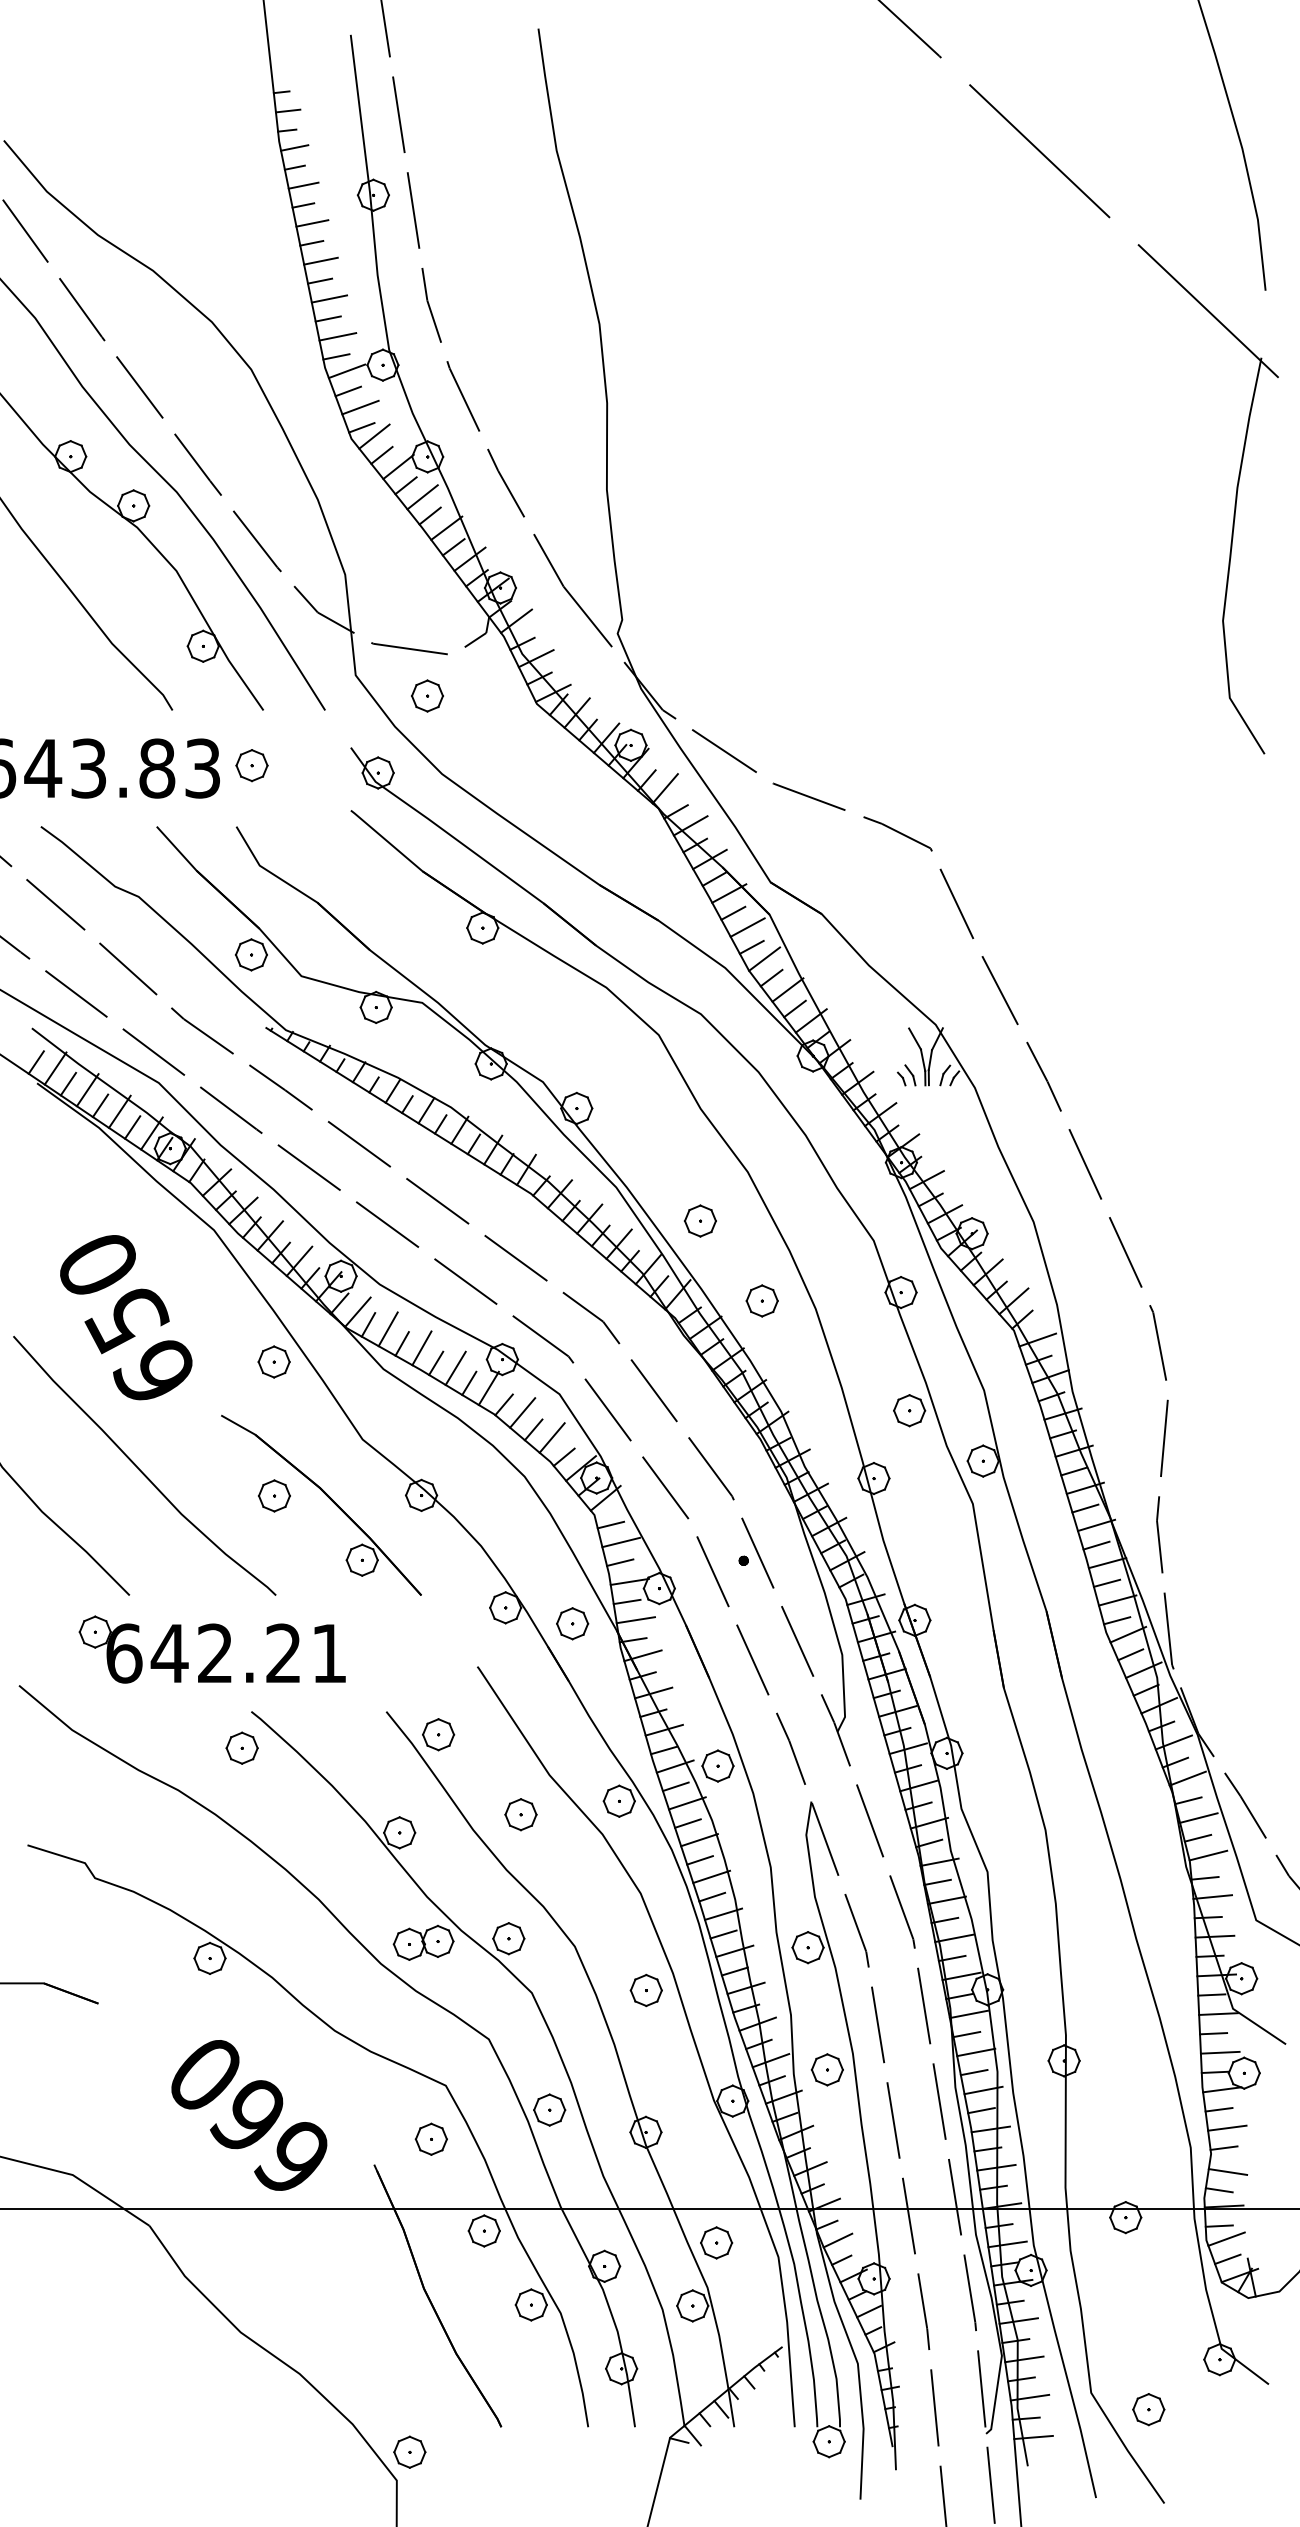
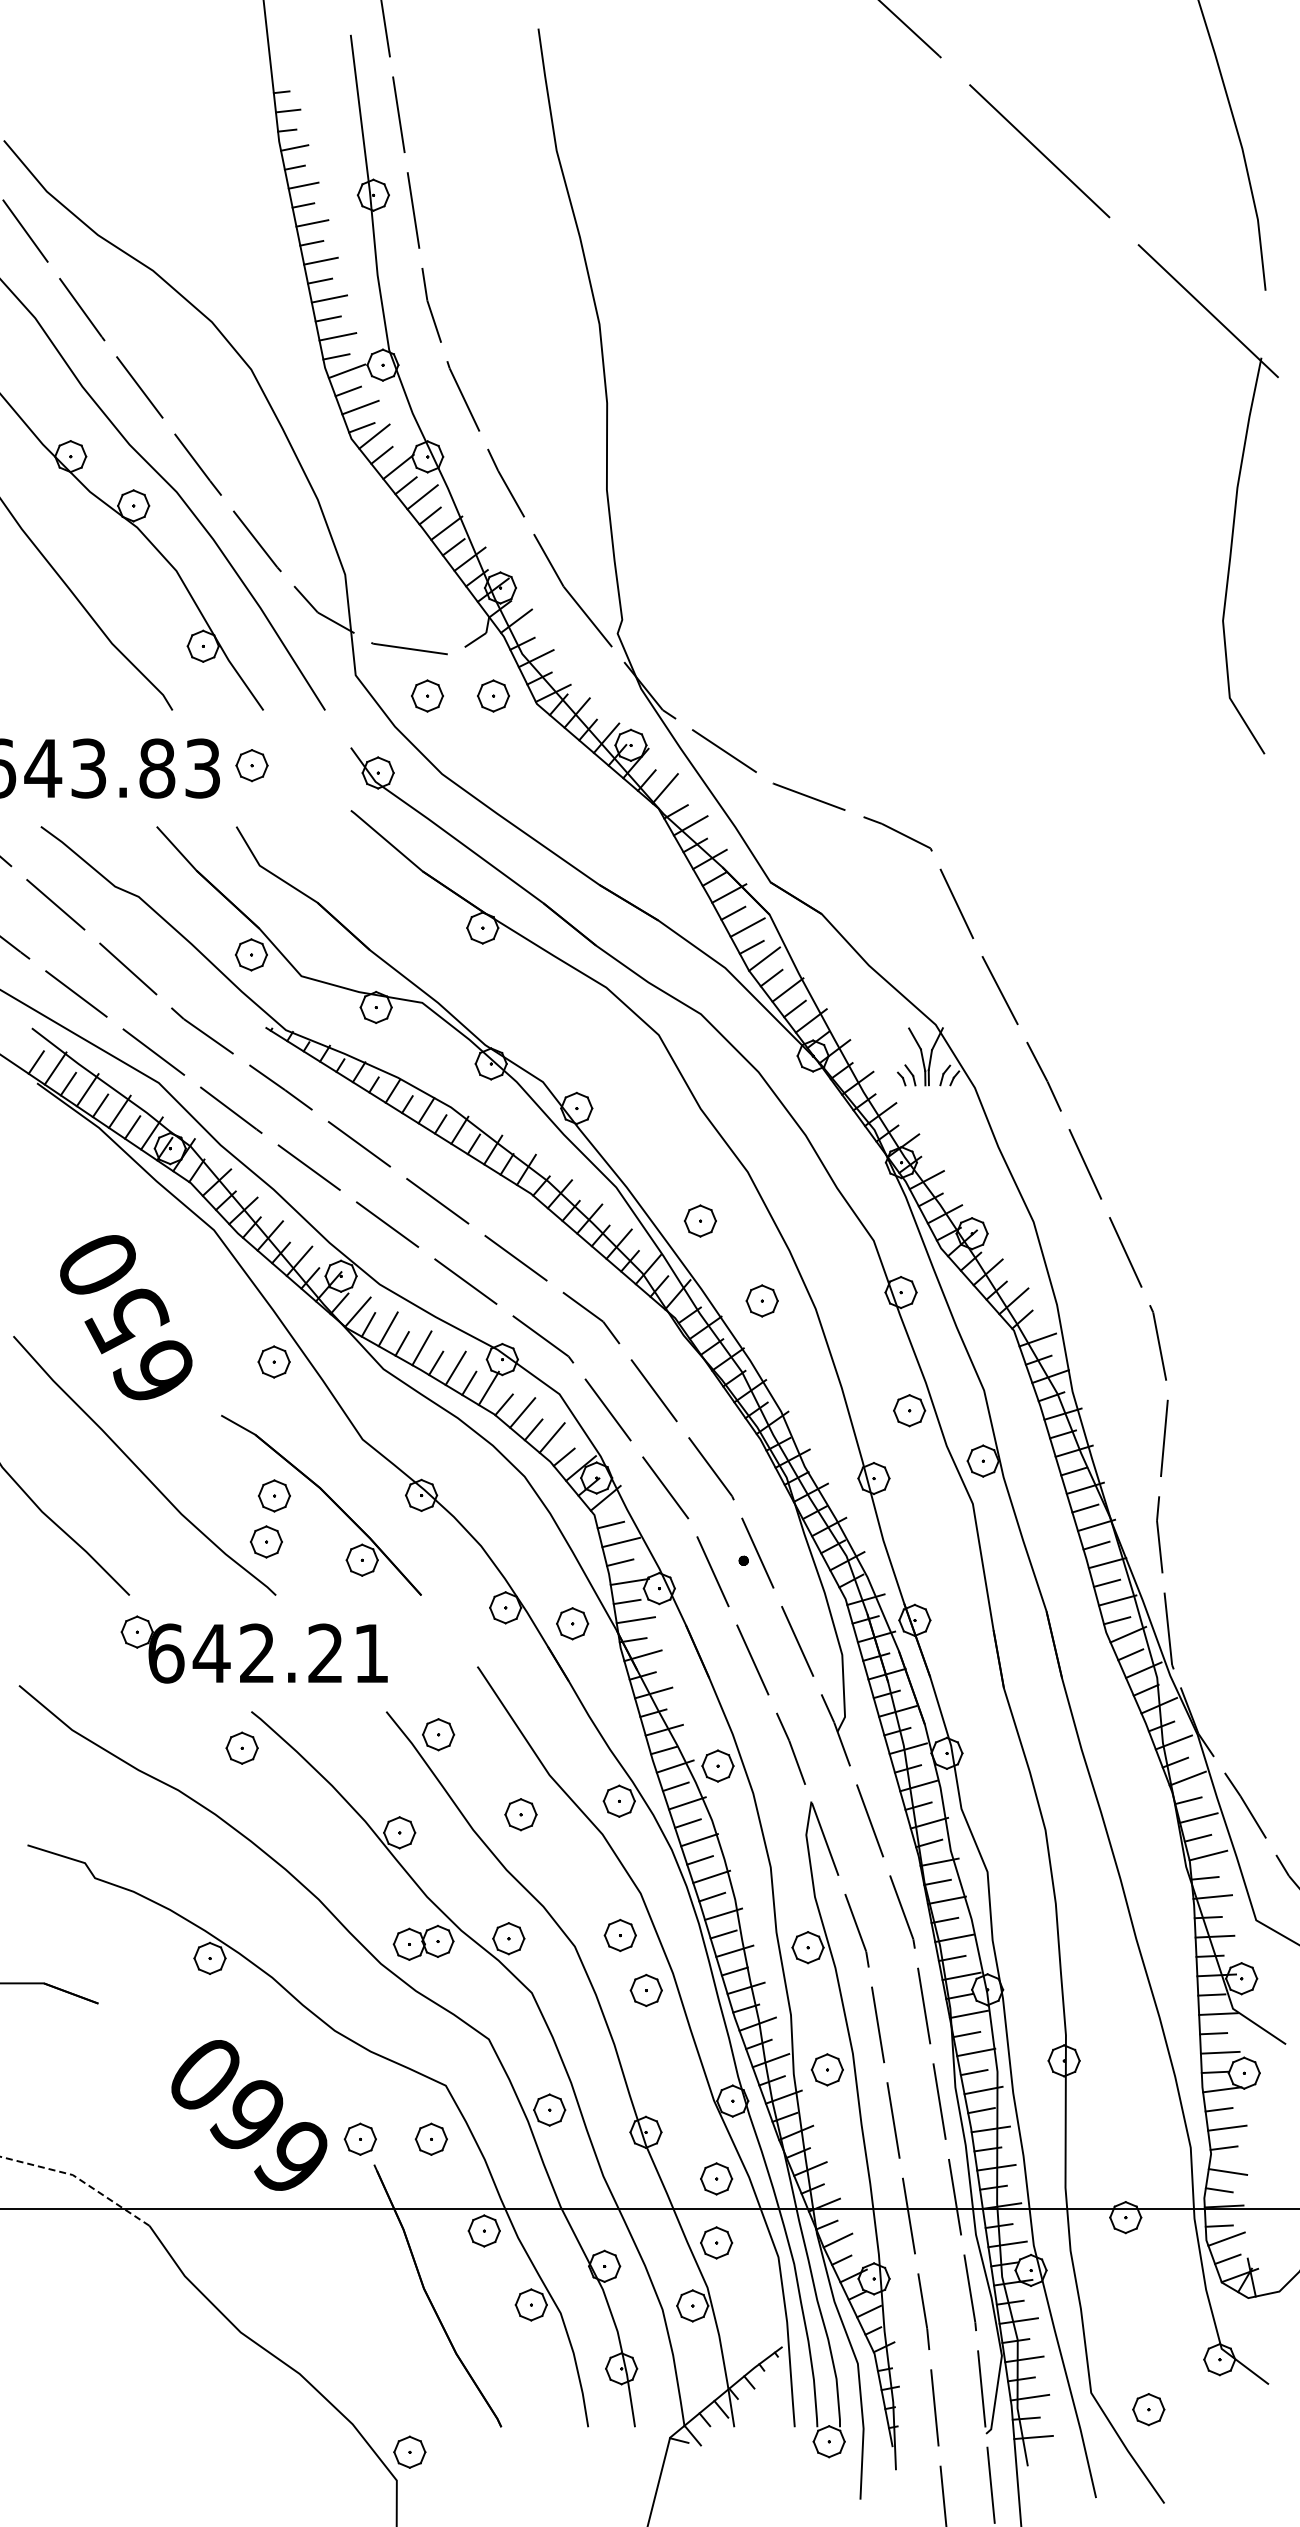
part: none -> present (493, 695)
part: none -> present (266, 1541)
part position: (216, 1654) -> (258, 1654) (258, 1654)
part: none -> present (619, 1935)
part: none -> present (359, 2138)
part: none -> present (716, 2178)
line: solid -> dashed (79, 2179)
